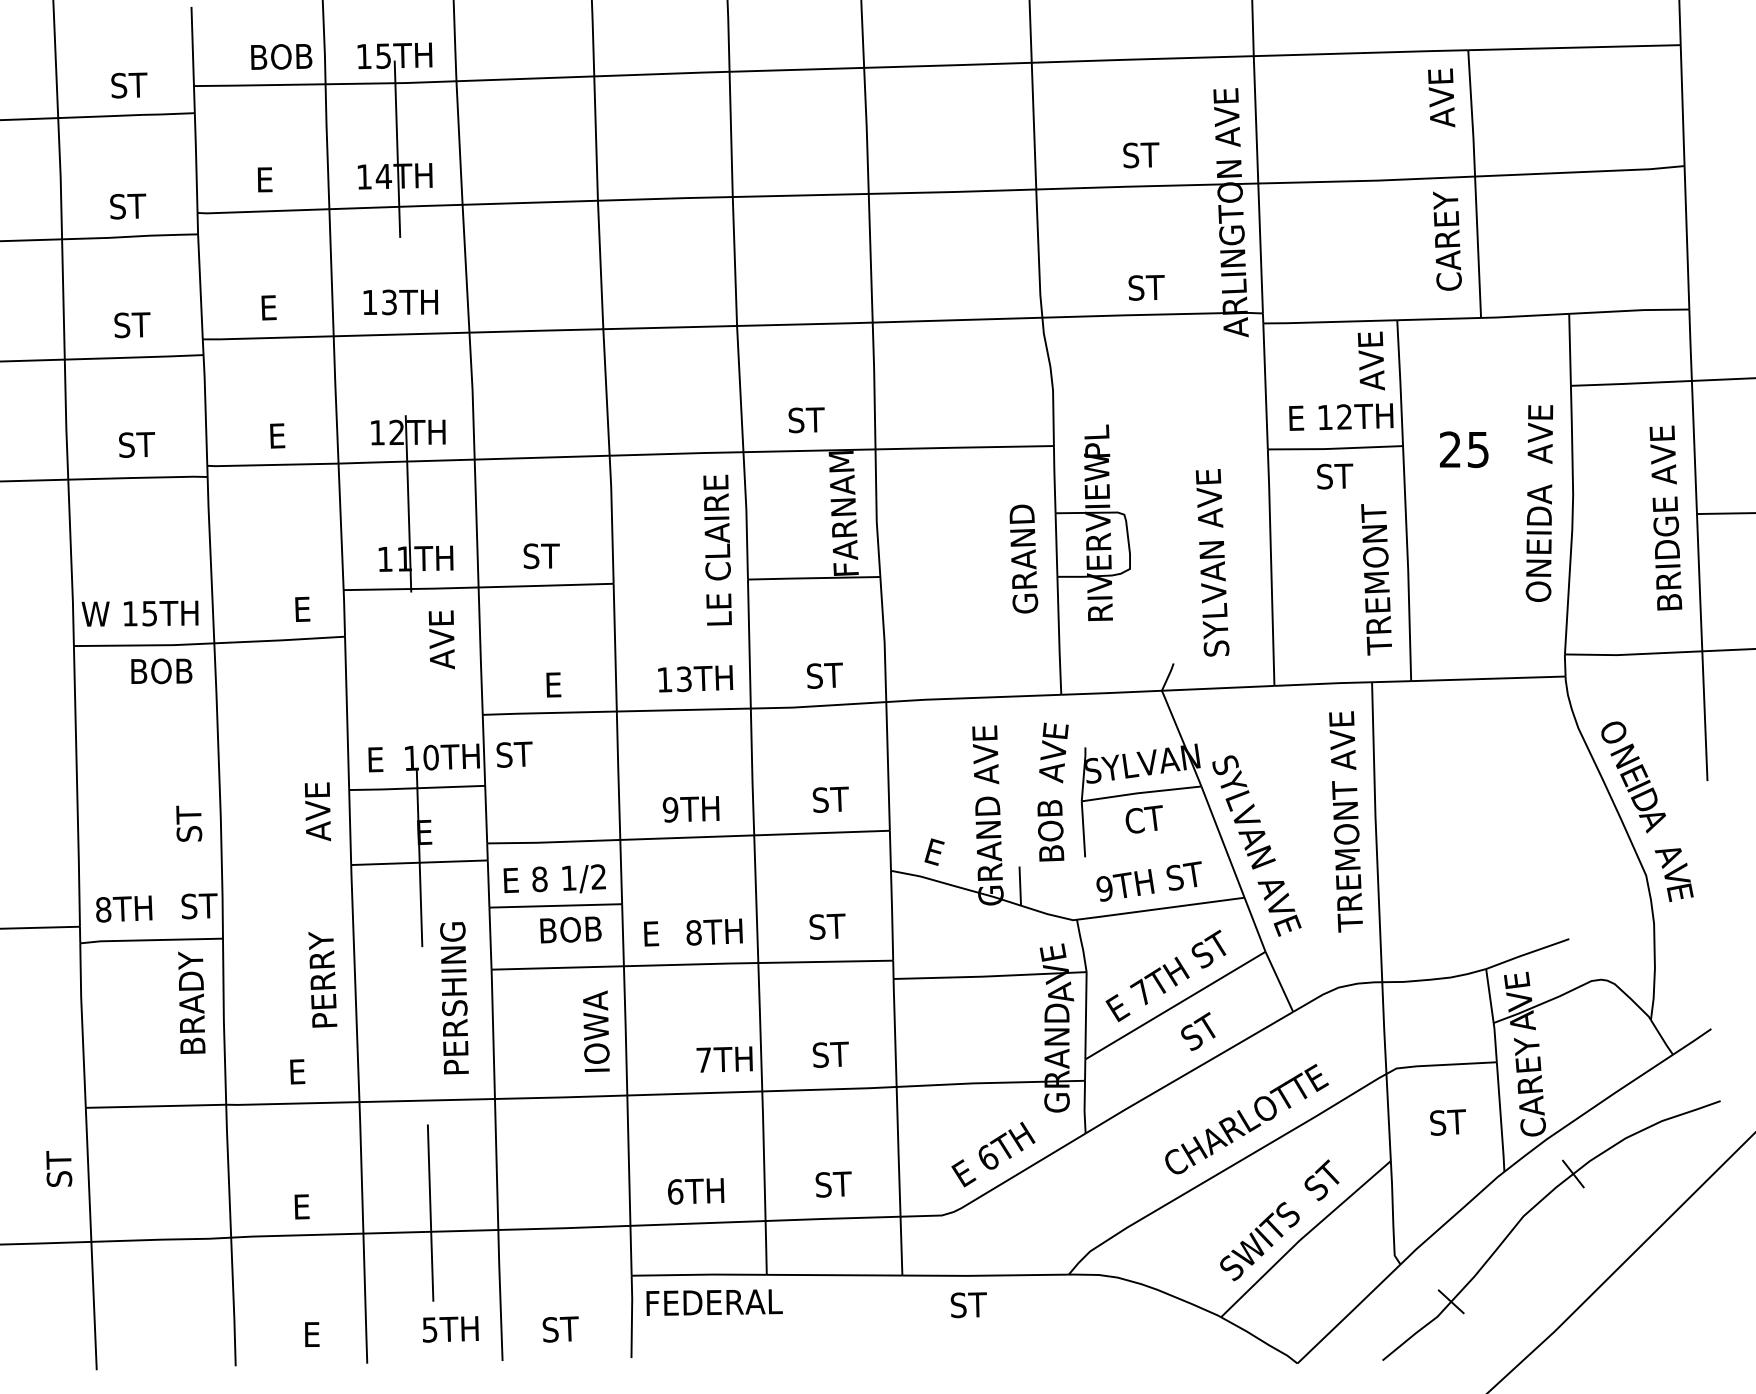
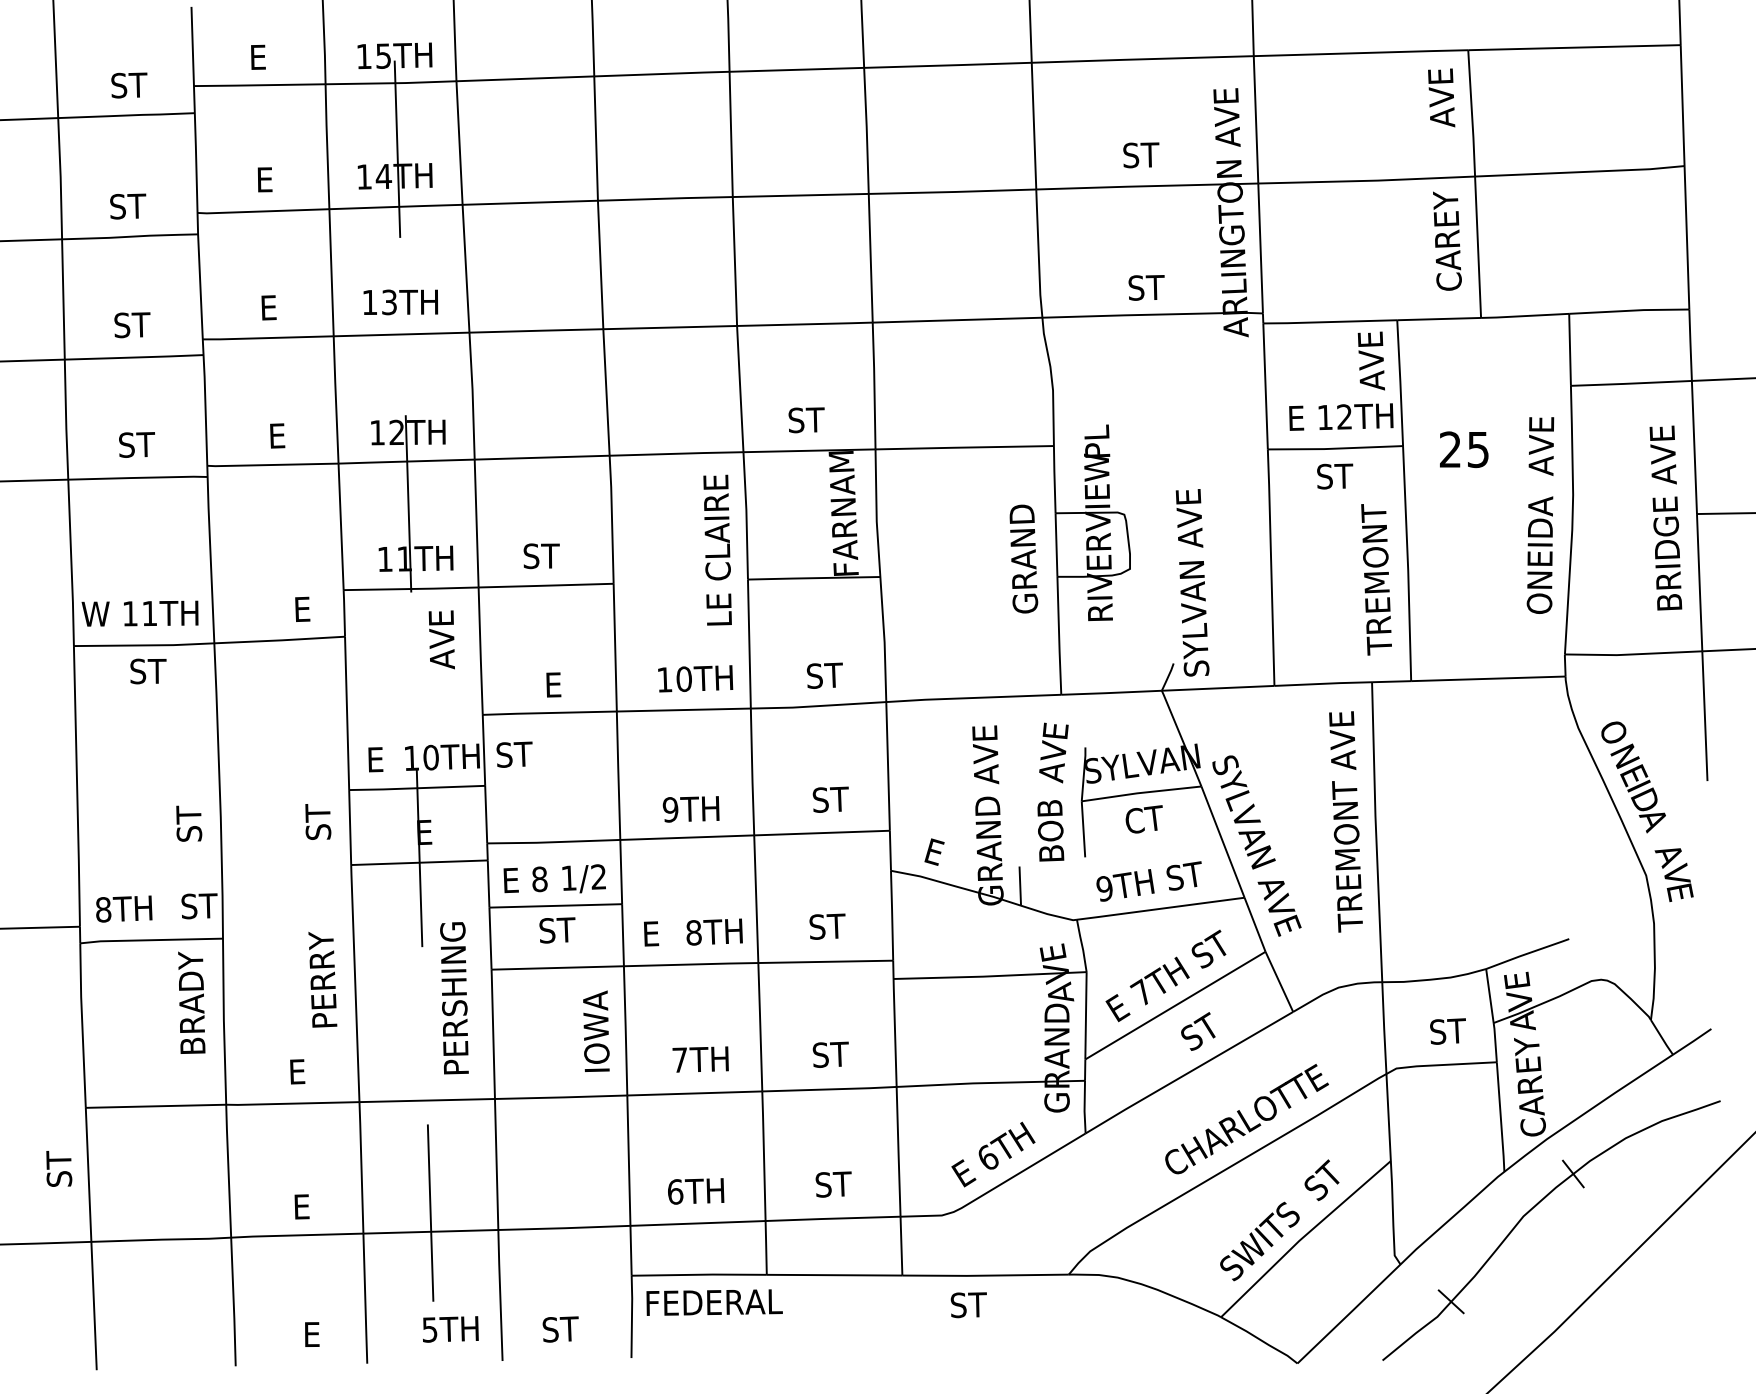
text: BOB -> E (286, 56)
text position: (1539, 503) -> (1540, 515) (1540, 515)
text position: (1212, 562) -> (1192, 582) (1192, 582)
text: 15TH -> 11TH (149, 613)
text: BOB -> ST (161, 671)
text: 13TH -> 10TH (683, 679)
text: AVE -> ST (317, 811)
text: BOB -> ST (570, 929)
text position: (724, 1059) -> (700, 1059) (700, 1059)
text position: (1447, 1122) -> (1447, 1031) (1447, 1031)
